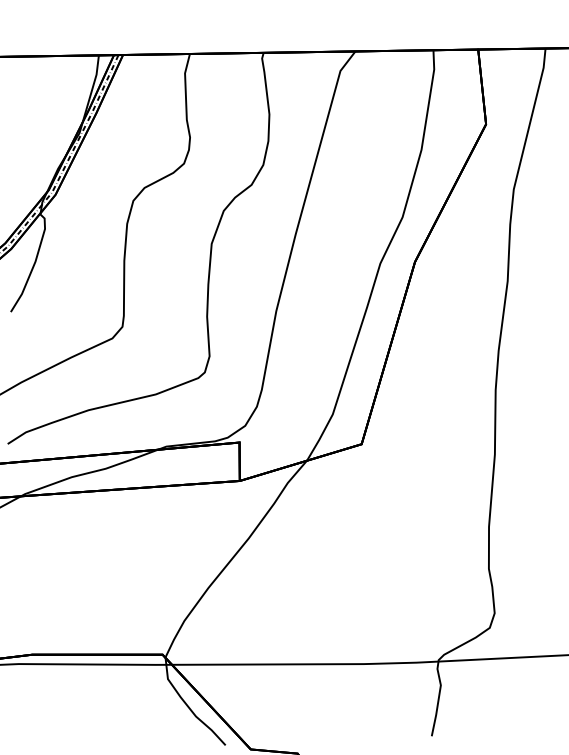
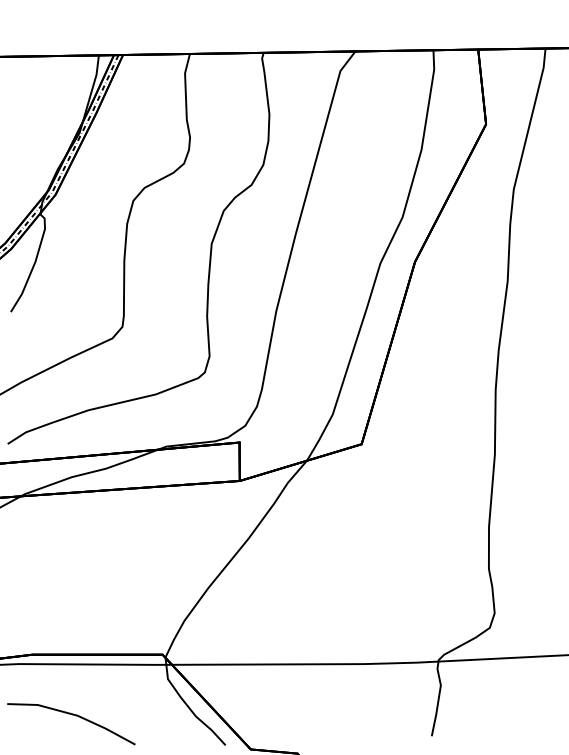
line: none -> present (75, 716)
